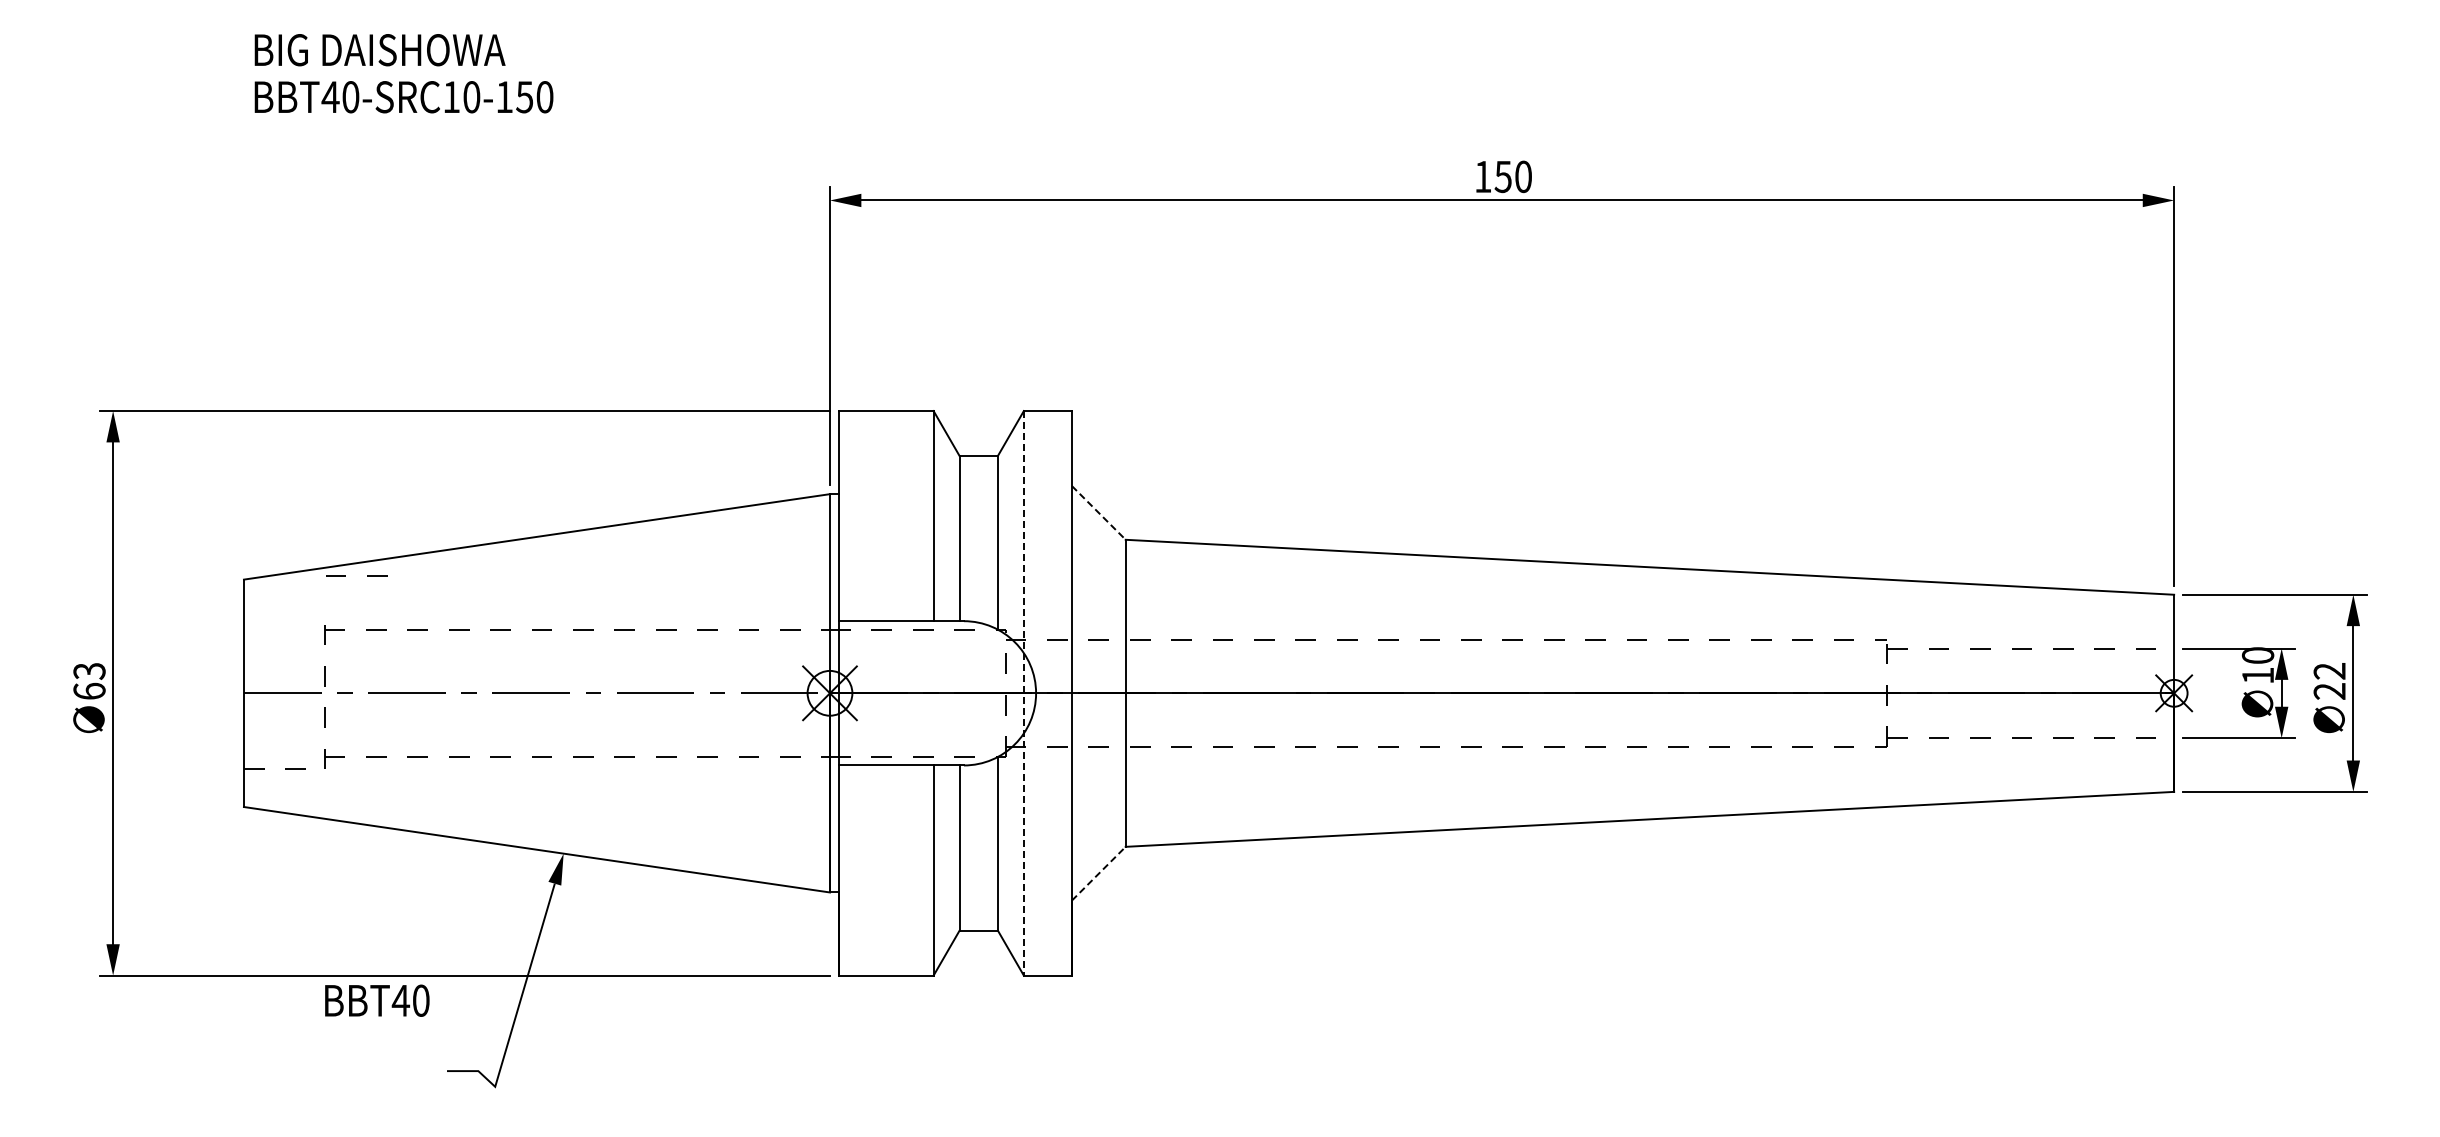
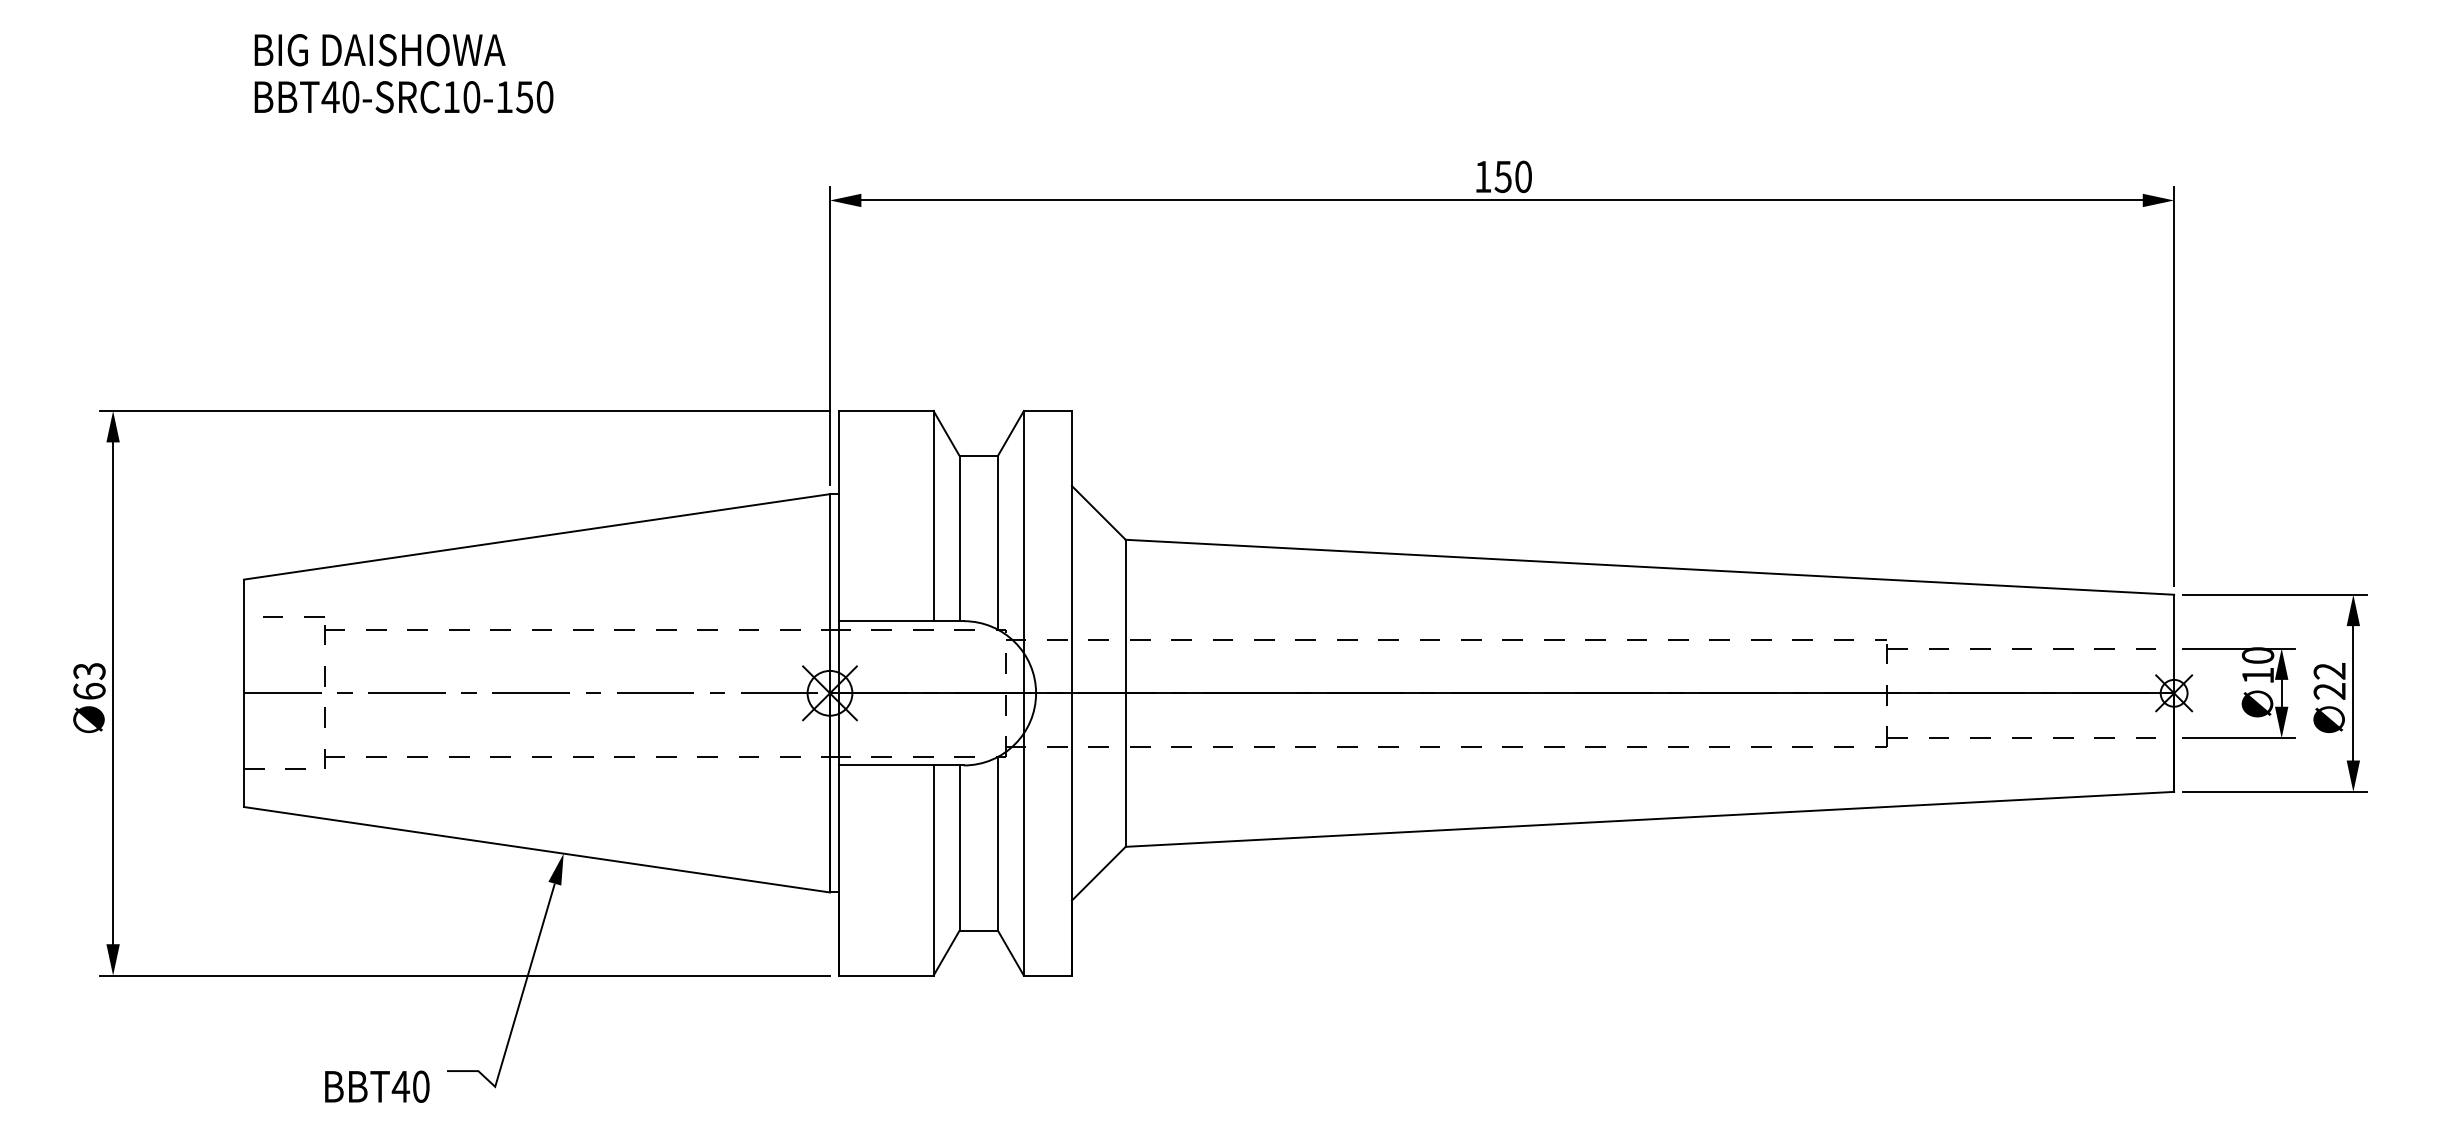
line: dashed -> solid (1099, 513)
line position: (345, 575) -> (282, 616) (282, 616)
line: dashed -> solid (1023, 693)
line: dashed -> solid (1099, 873)
text position: (377, 1000) -> (377, 1086) (377, 1086)
